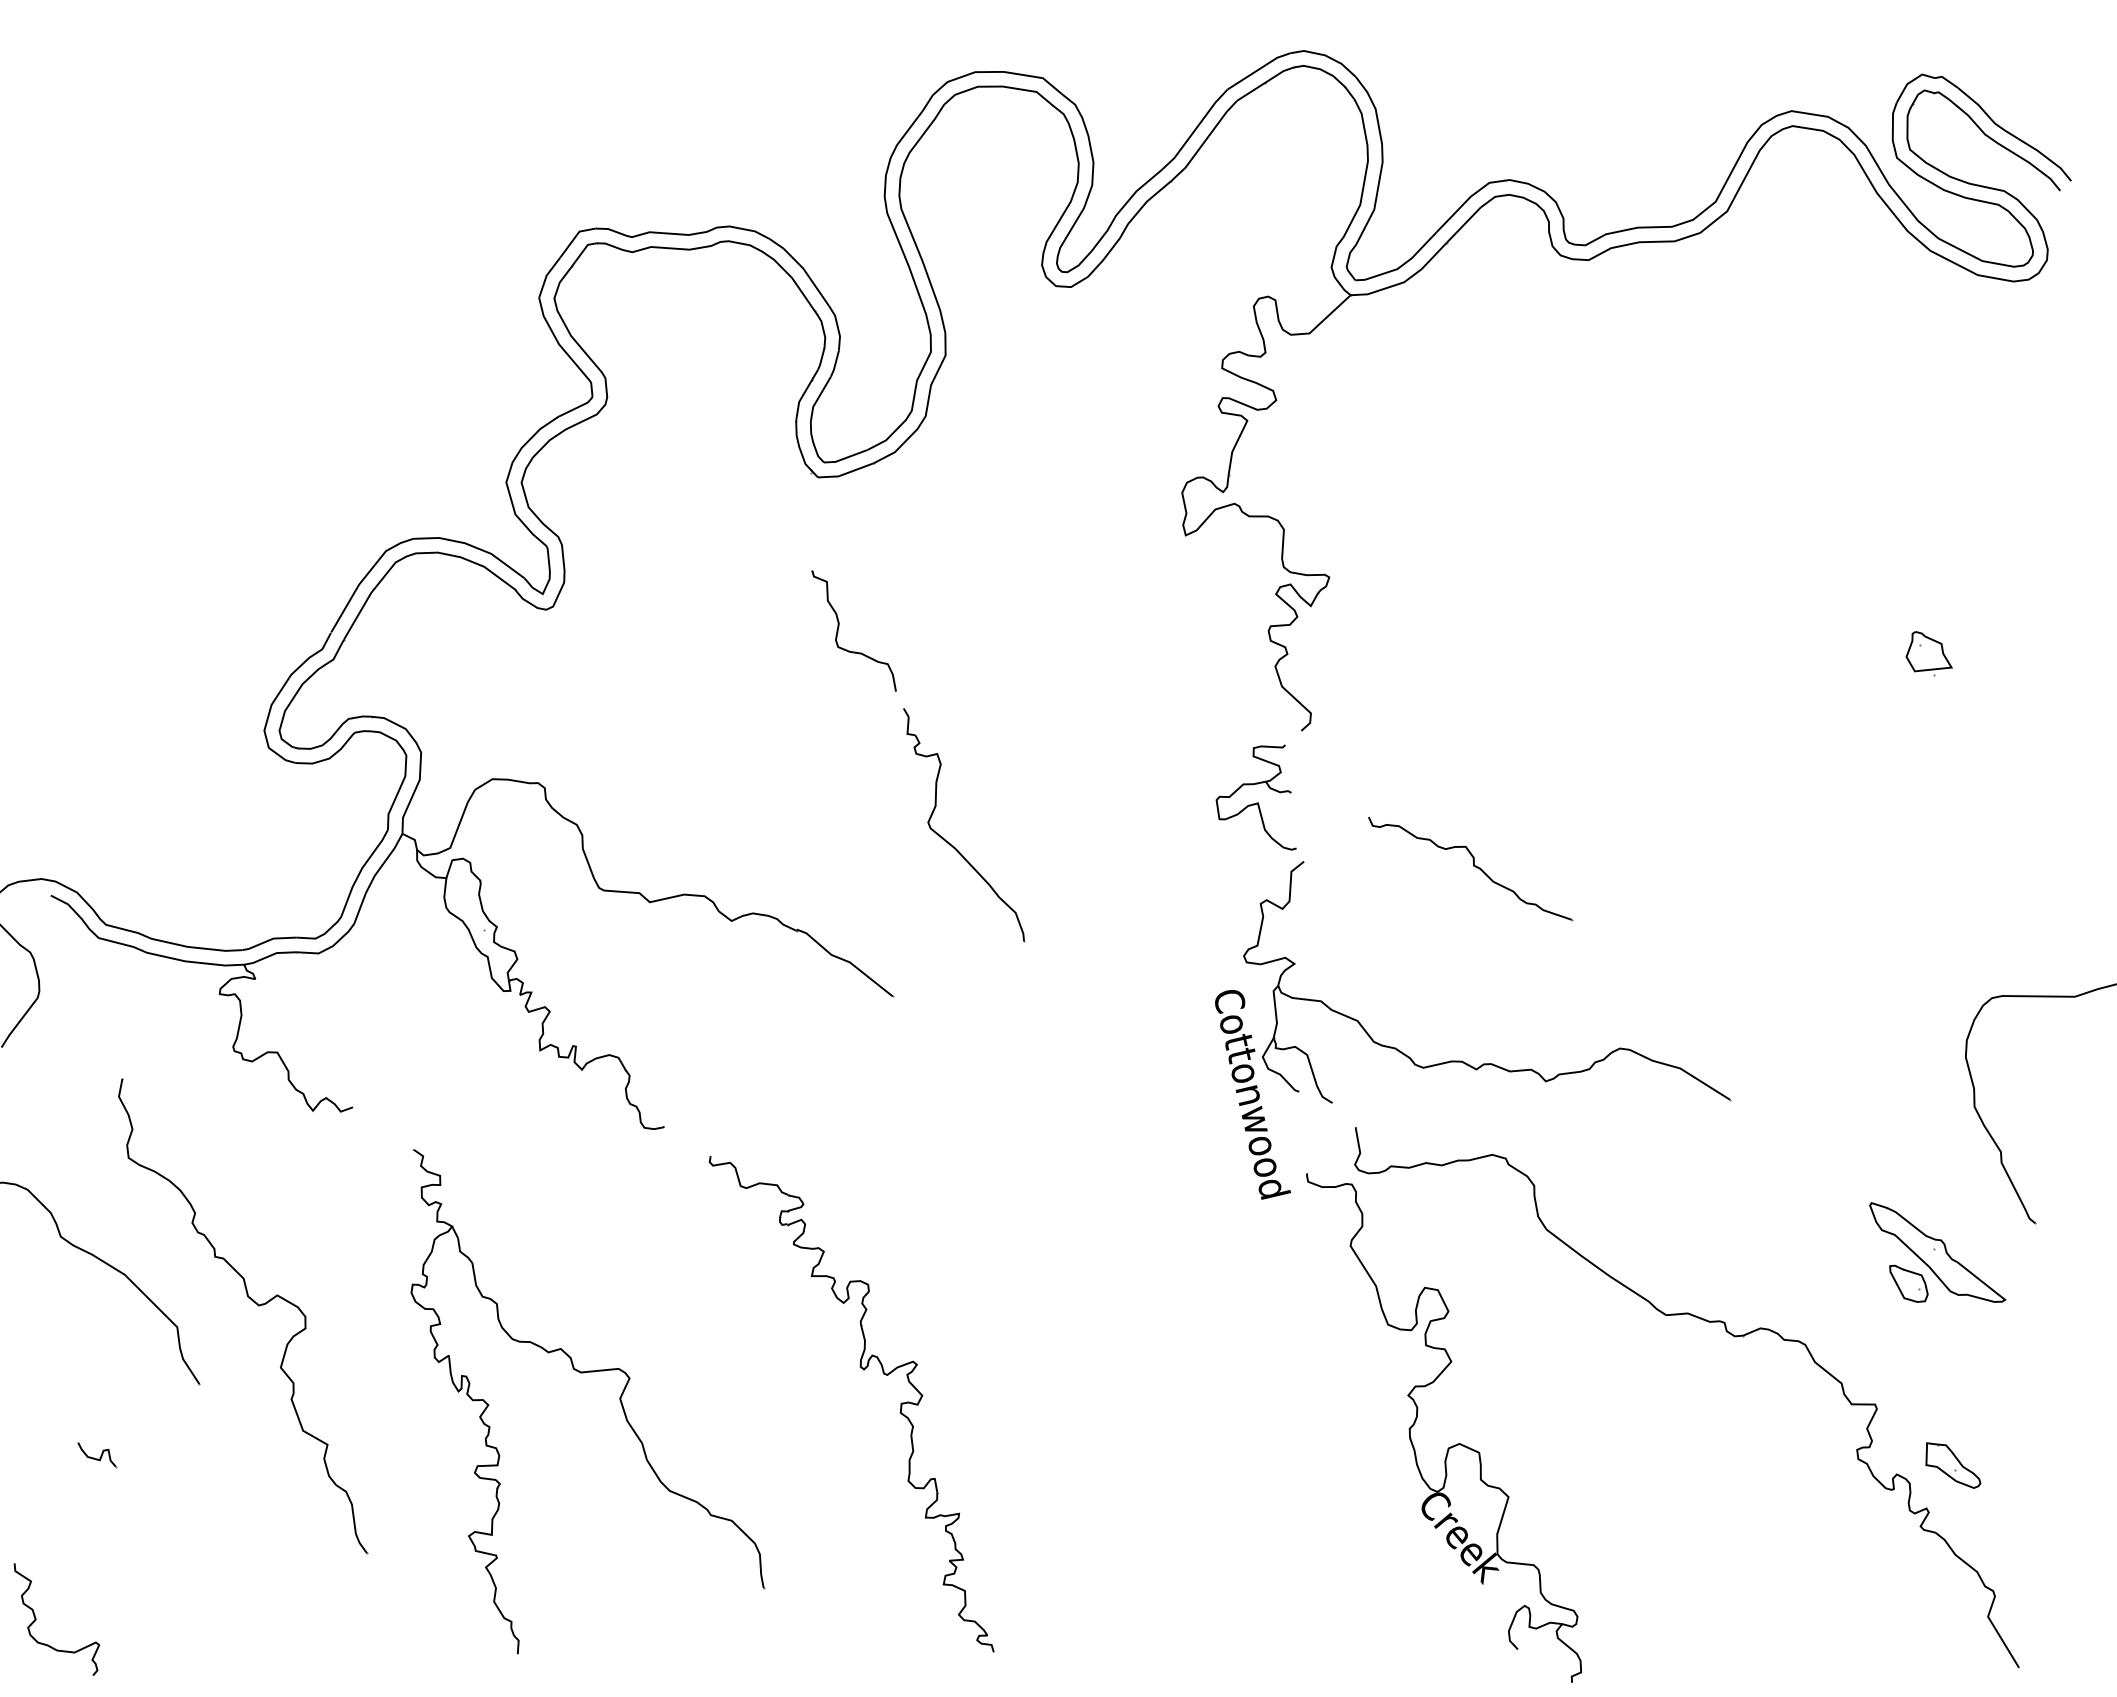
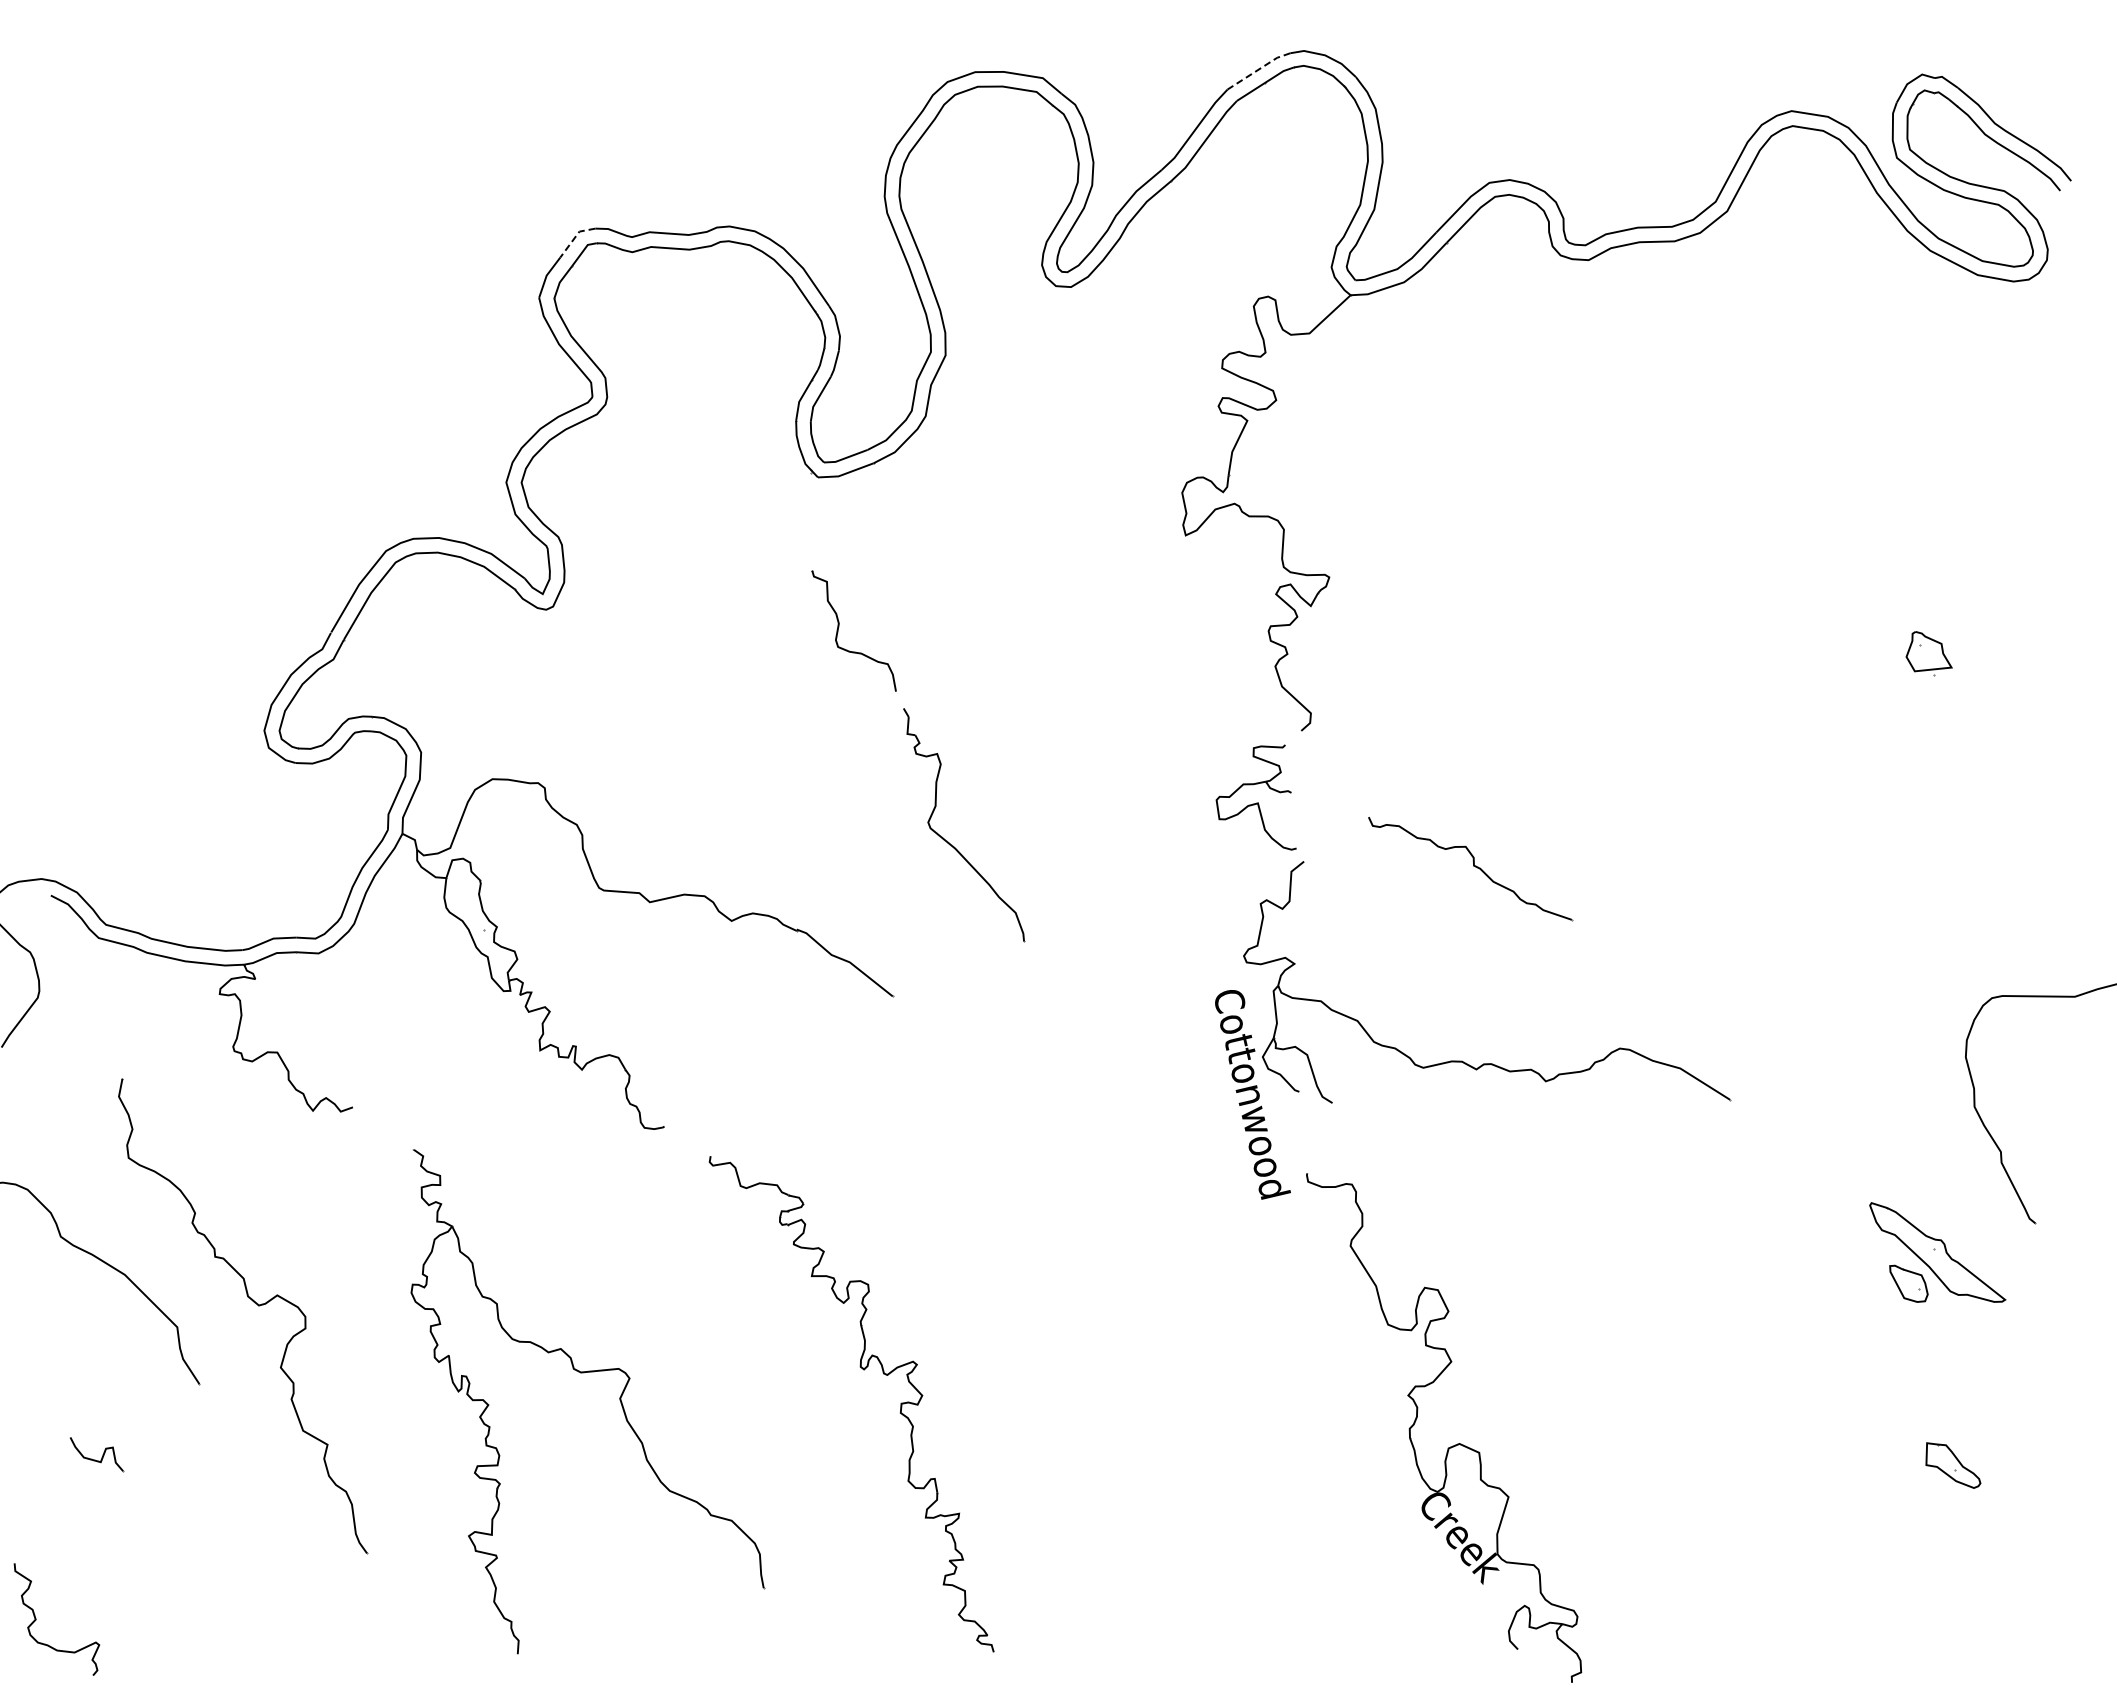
line: solid -> dashed (1258, 69)
line: solid -> dashed (574, 237)
part: present -> none (1729, 1334)
part size: 41x27 px -> 55x36 px (97, 1454)
